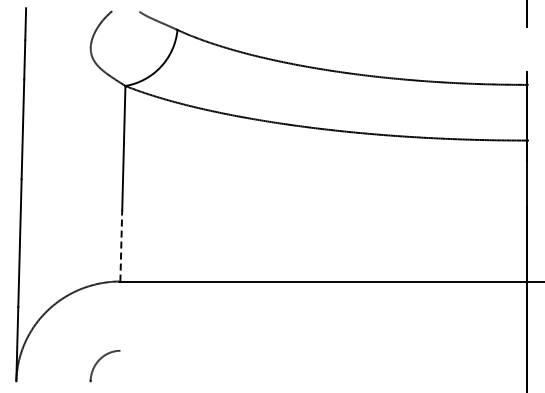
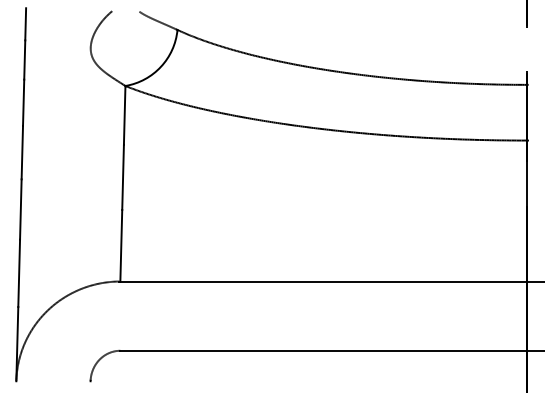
line: dashed -> solid (121, 245)
line: none -> present (330, 350)
